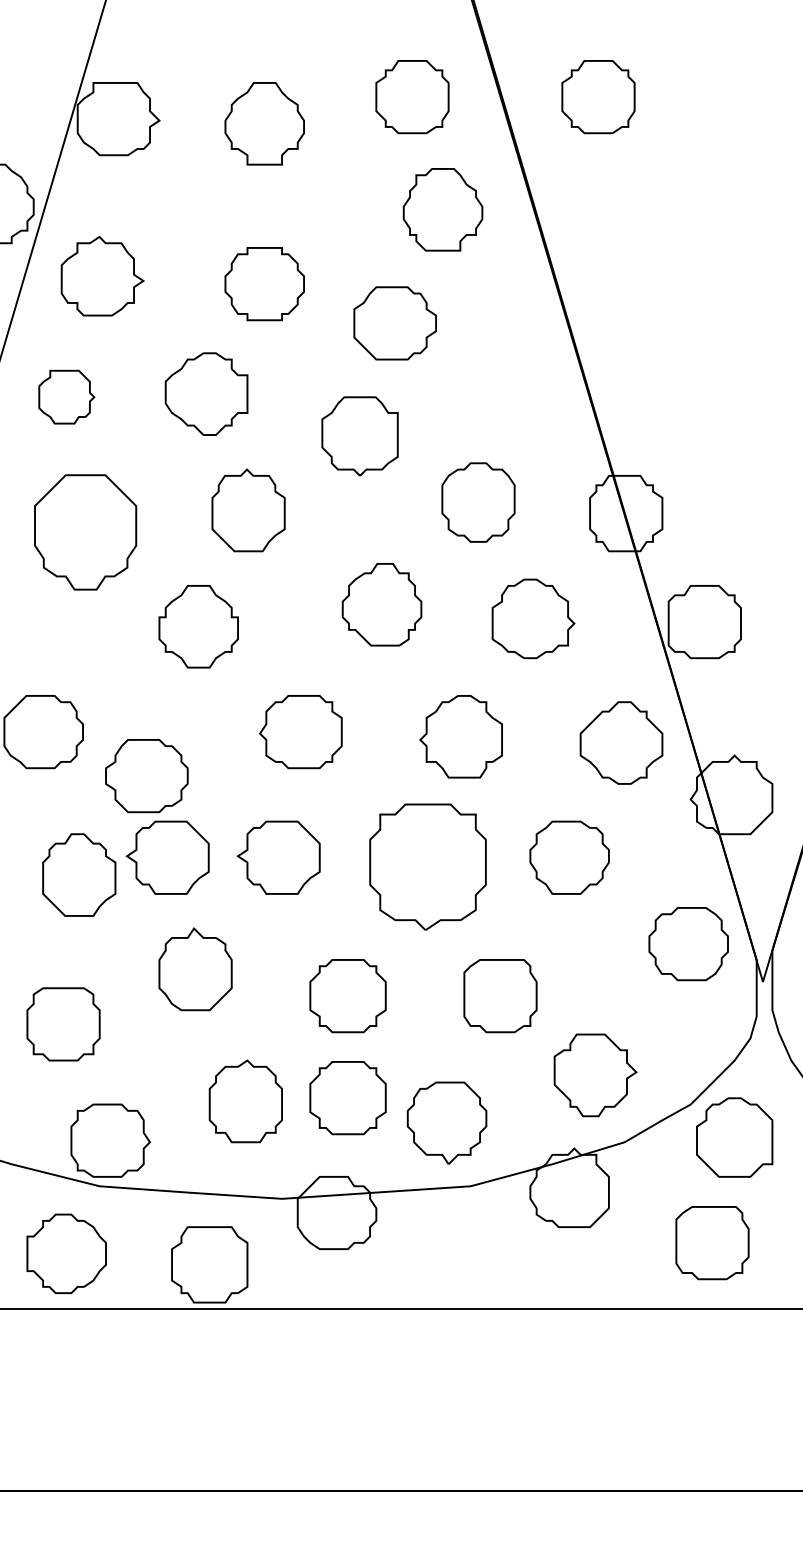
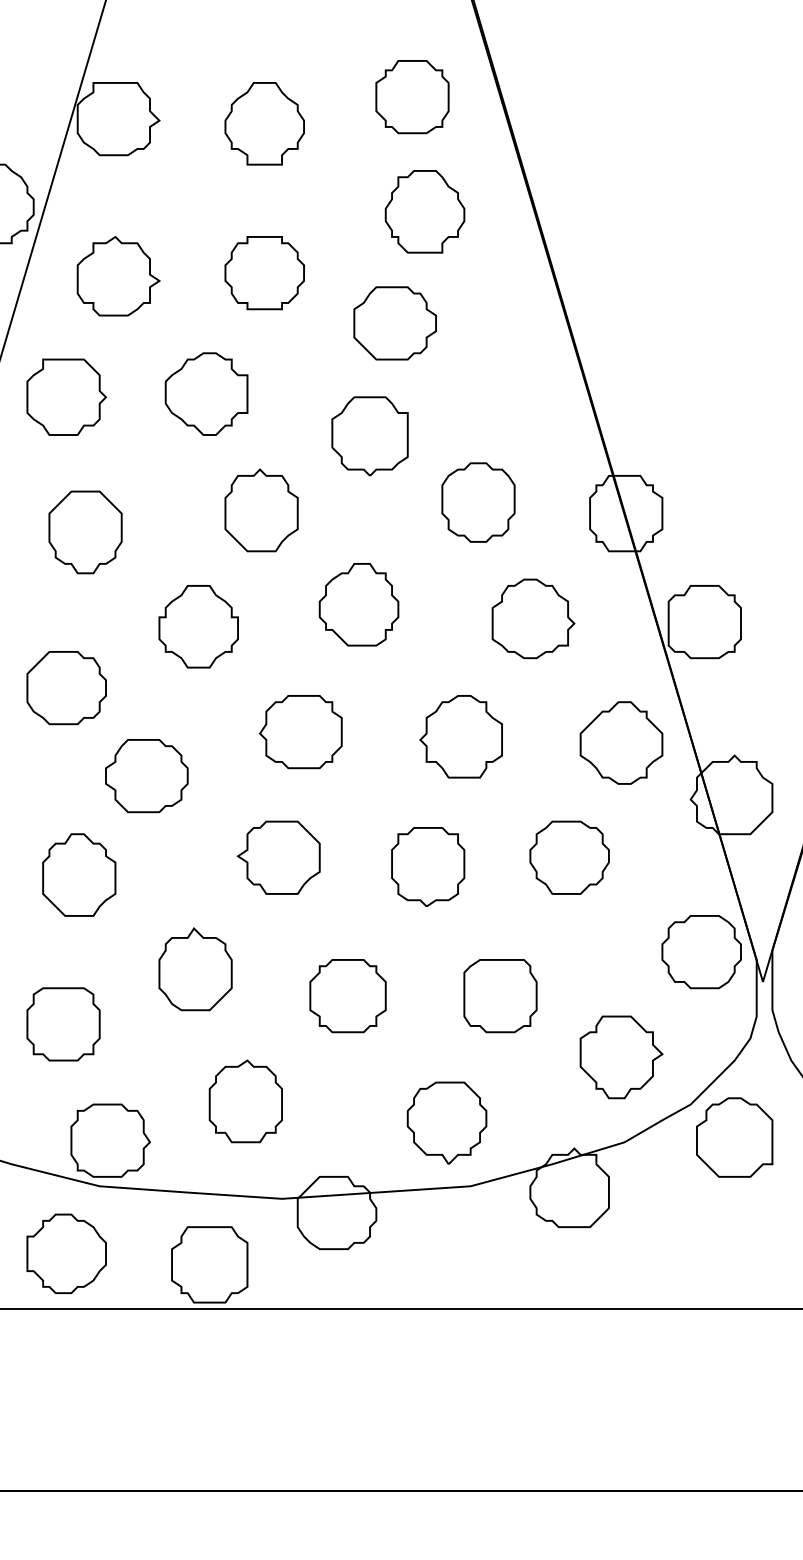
part: present -> none (598, 97)
part position: (442, 209) -> (424, 211) (424, 211)
part position: (102, 276) -> (118, 276) (118, 276)
part position: (264, 284) -> (264, 273) (264, 273)
part size: 58x56 px -> 82x78 px (66, 396)
part position: (359, 436) -> (369, 436) (369, 436)
part position: (248, 510) -> (261, 510) (261, 510)
part size: 104x117 px -> 75x85 px (85, 532)
part position: (381, 604) -> (358, 604) (358, 604)
part position: (43, 732) -> (66, 688) (66, 688)
part: present -> none (167, 857)
part size: 118x128 px -> 75x80 px (428, 866)
part position: (688, 944) -> (701, 952) (701, 952)
part position: (595, 1075) -> (621, 1057) (621, 1057)
part: present -> none (347, 1098)
part: present -> none (712, 1243)
